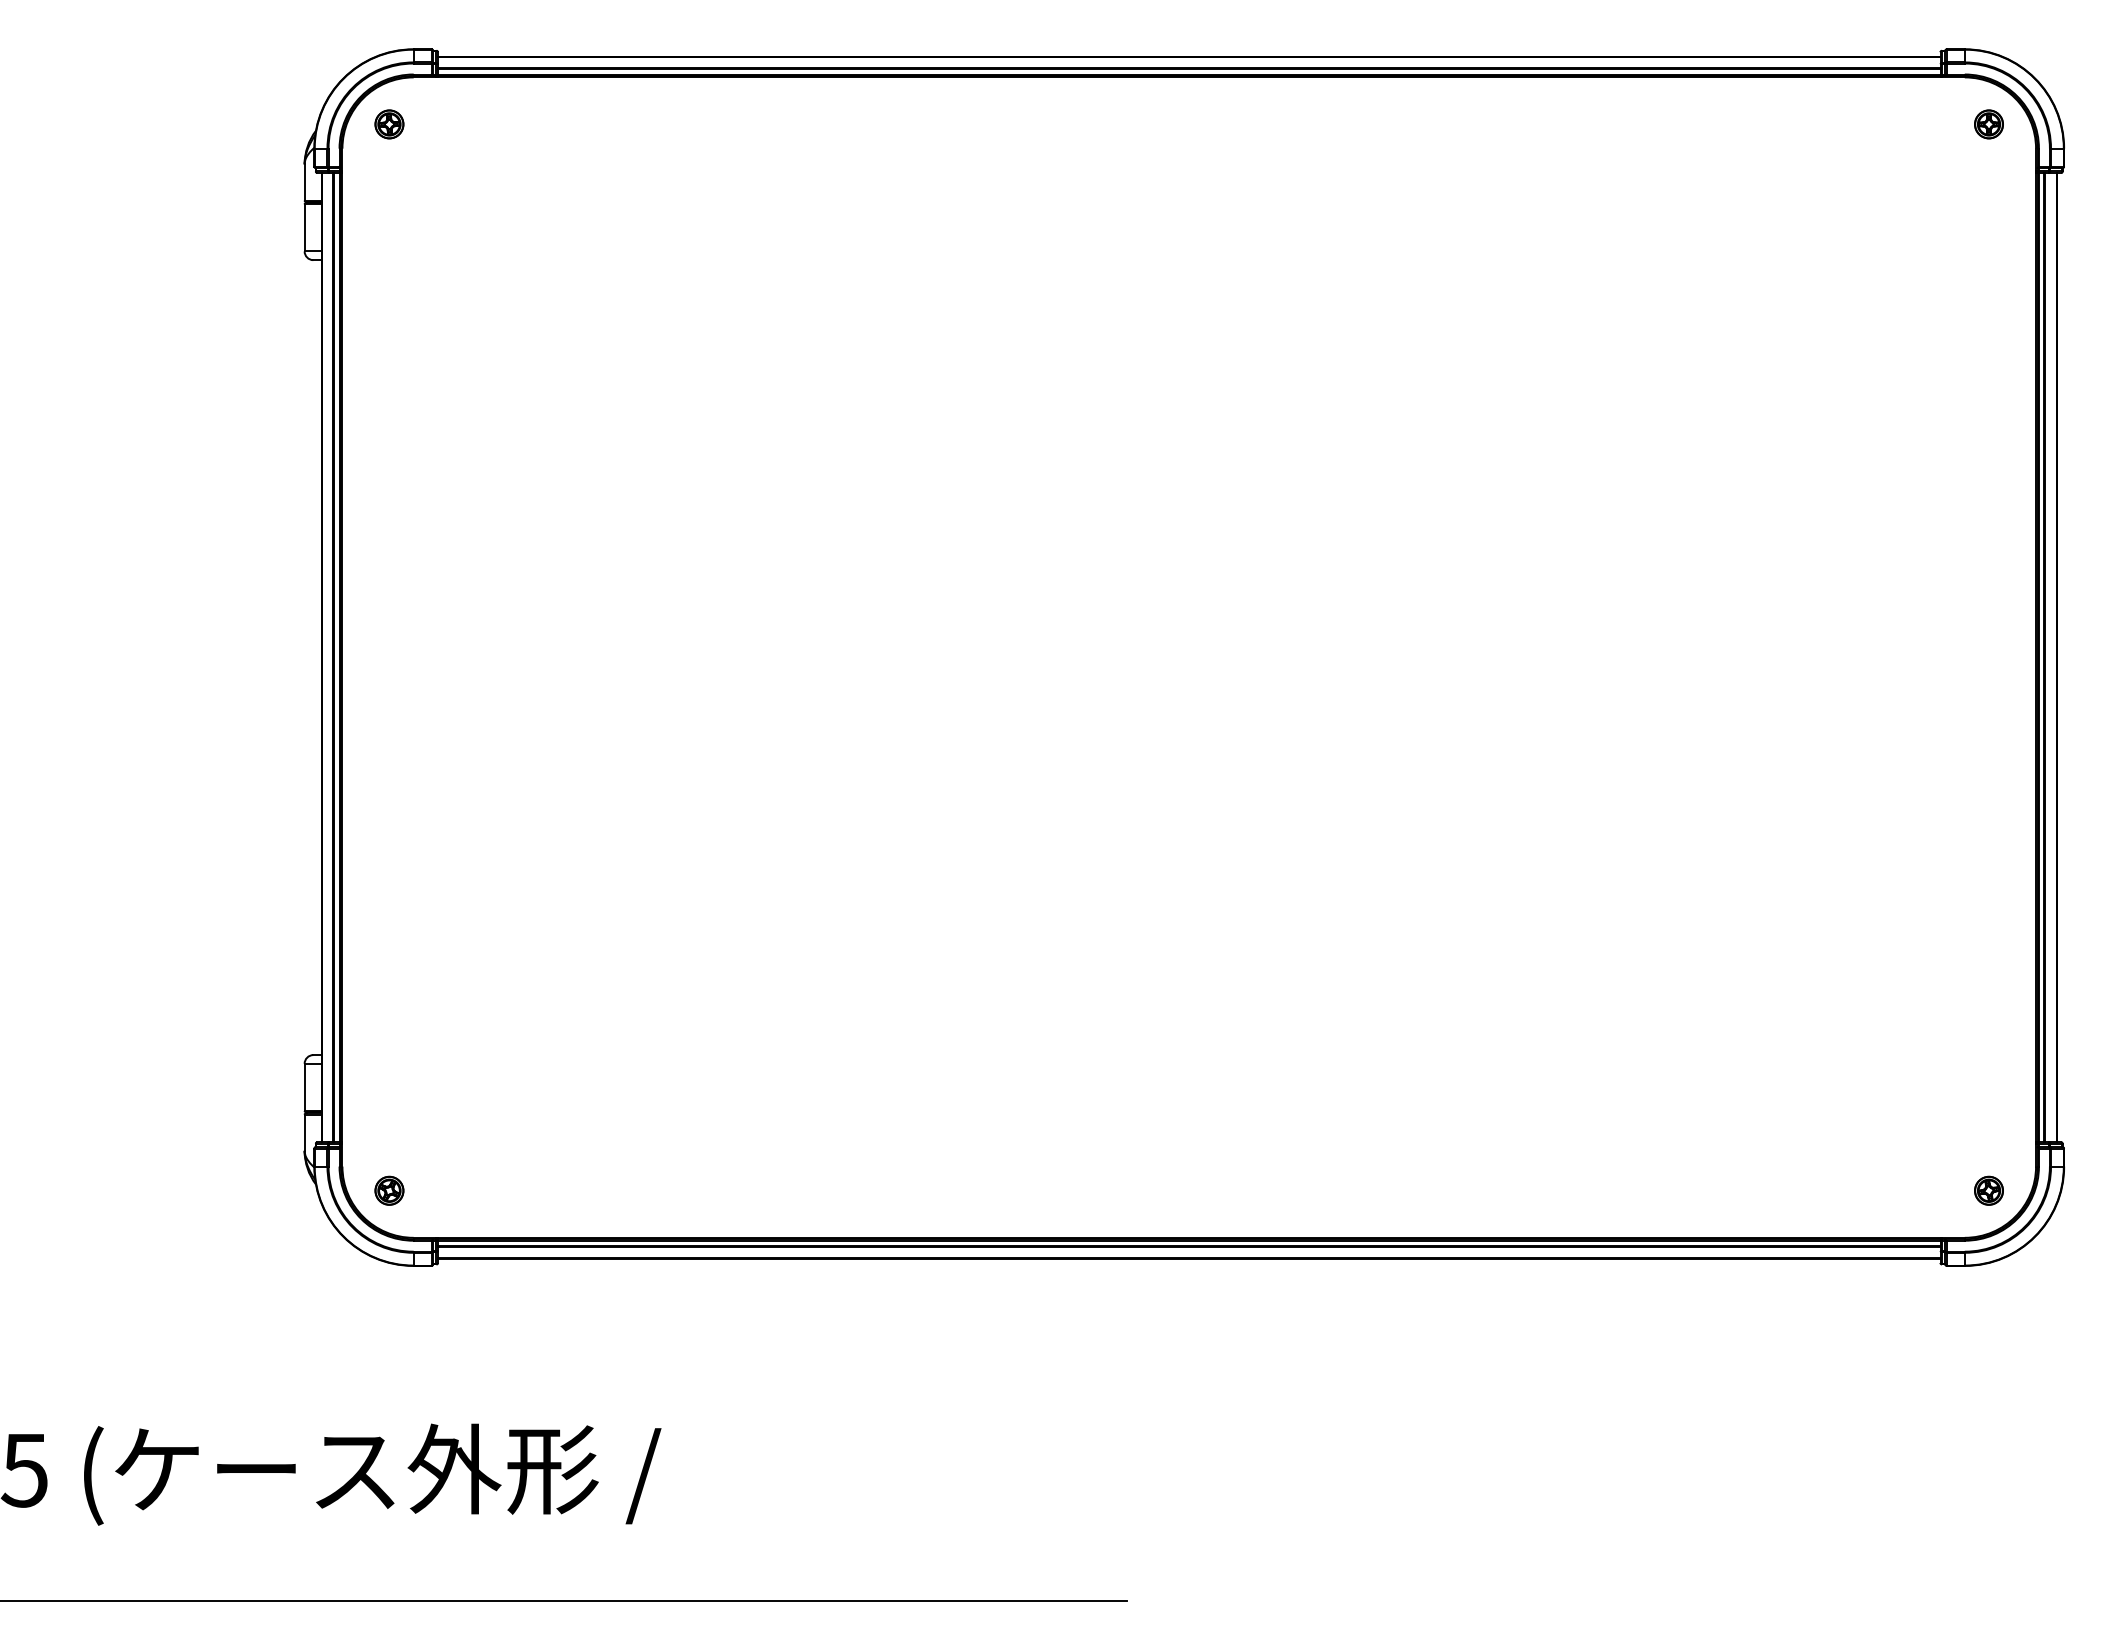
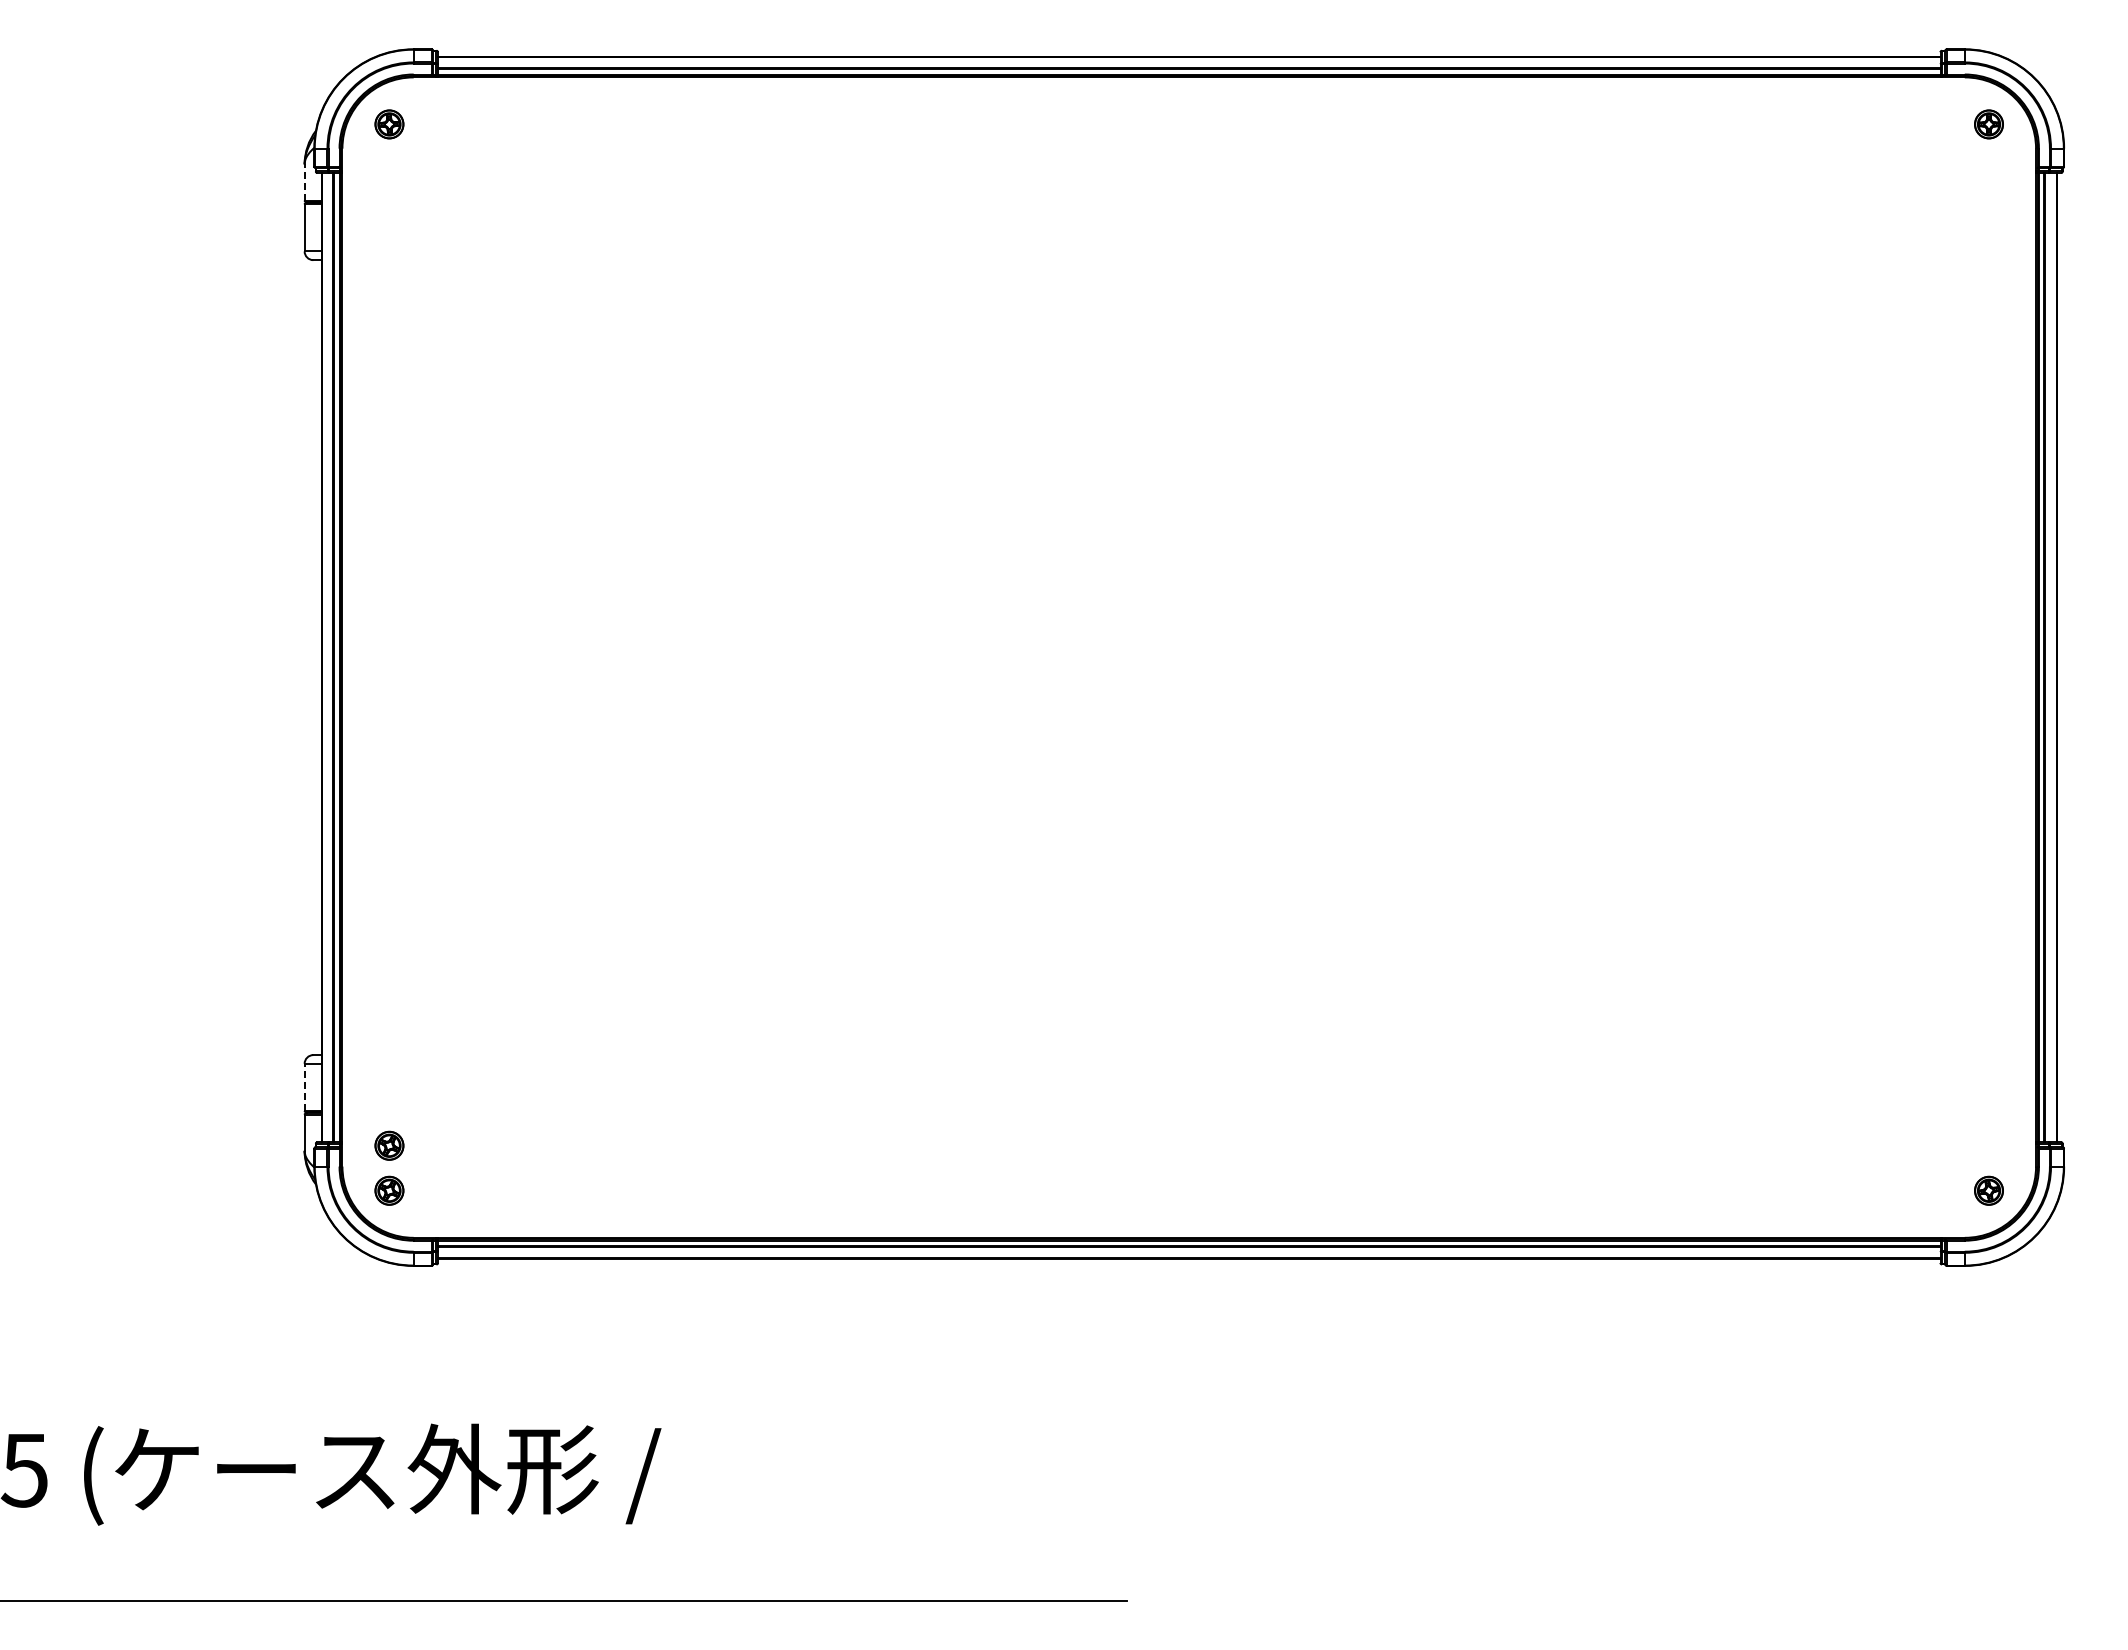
line: solid -> dashed (304, 182)
line: solid -> dashed (304, 1087)
part: none -> present (389, 1145)
